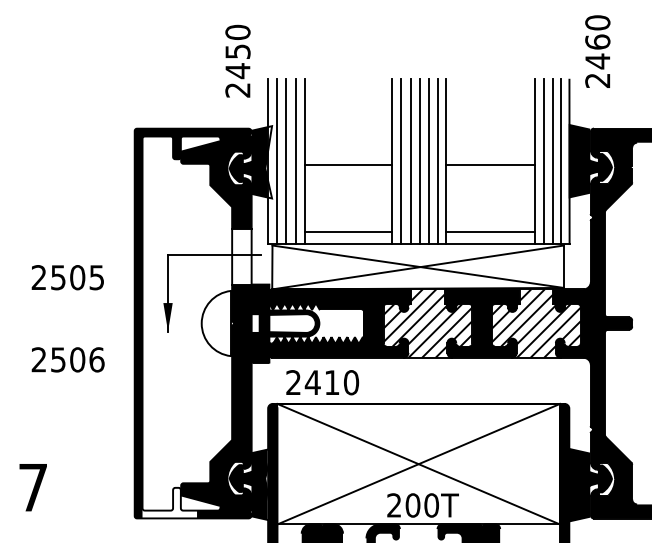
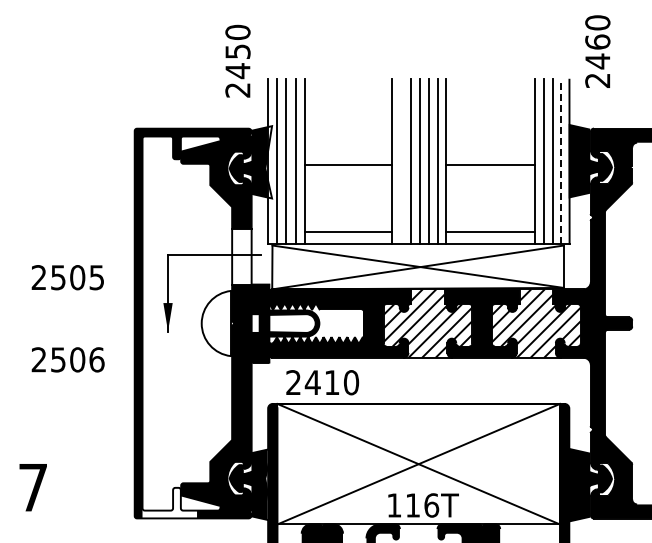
line: present -> none (401, 160)
line: solid -> dashed (561, 160)
text: 200T -> 116T (413, 505)
